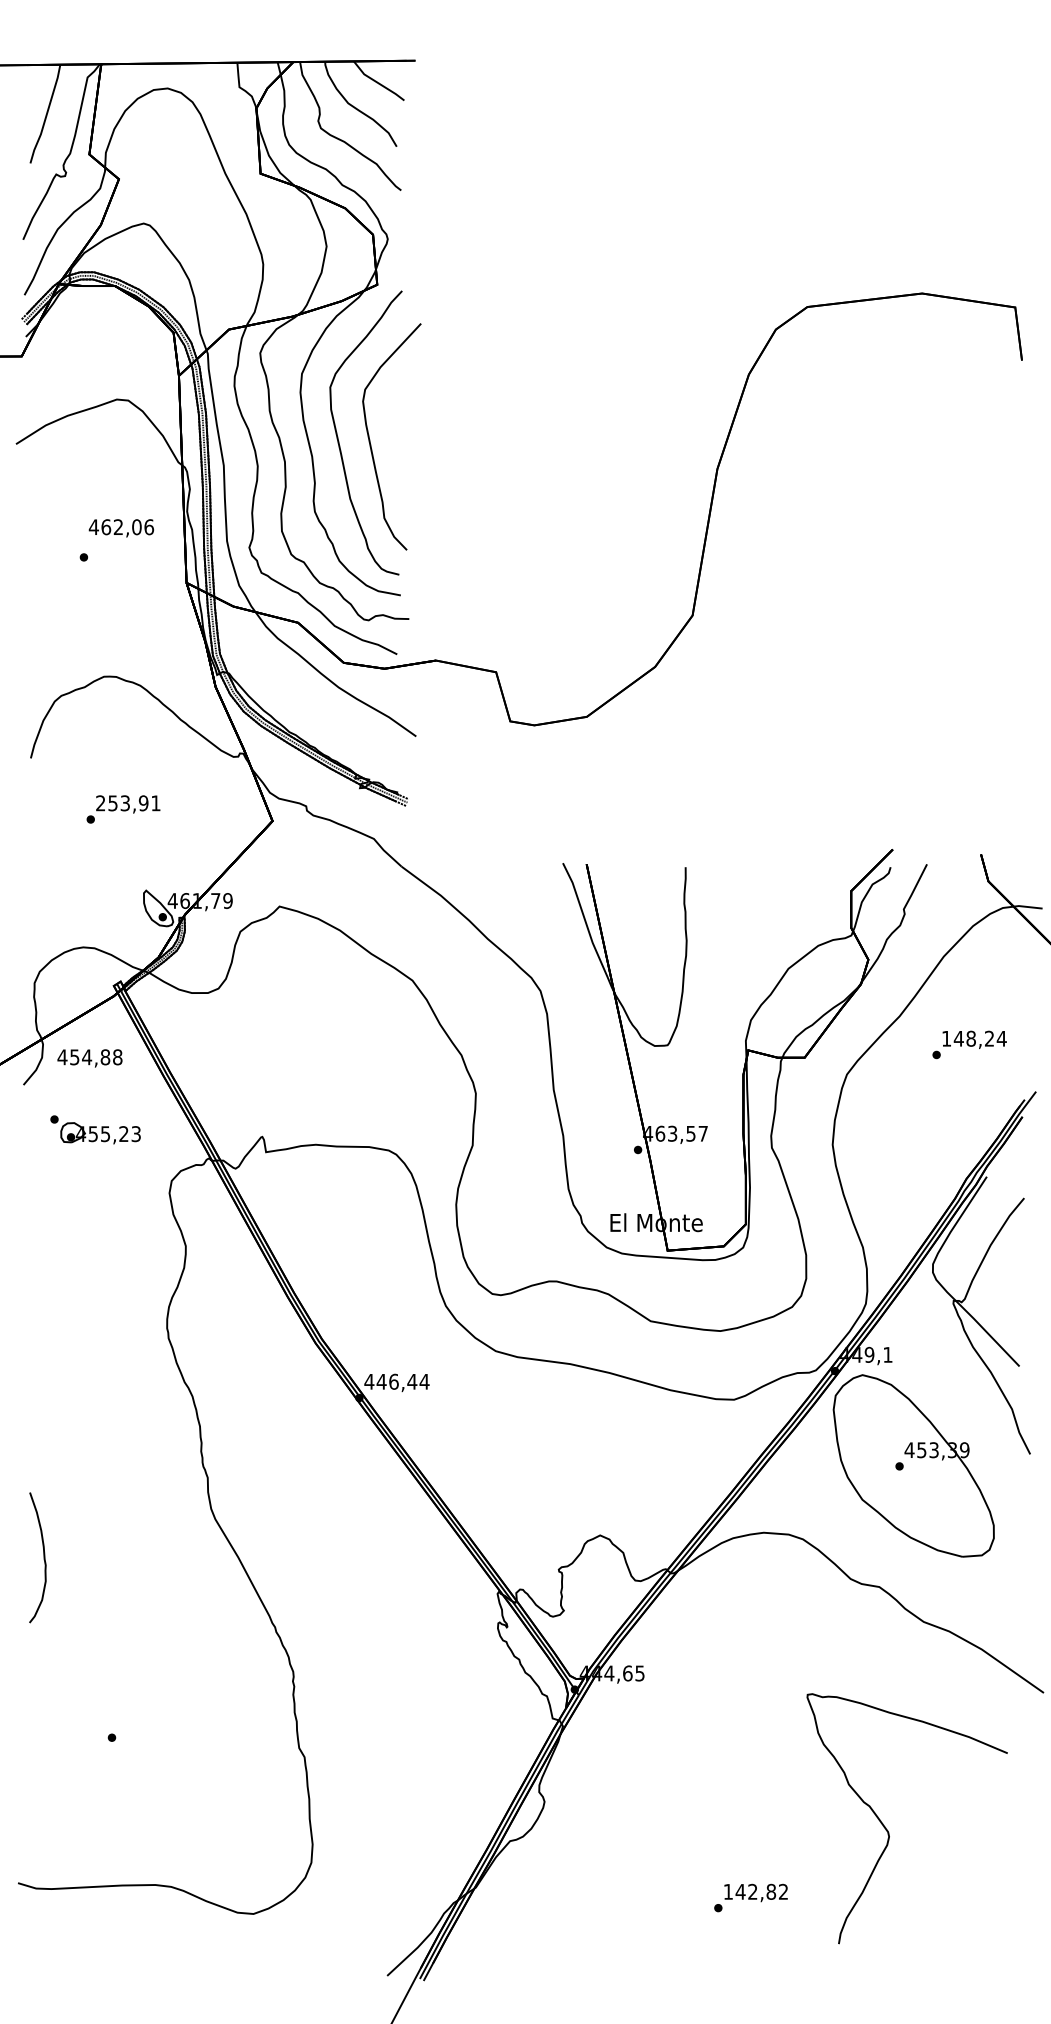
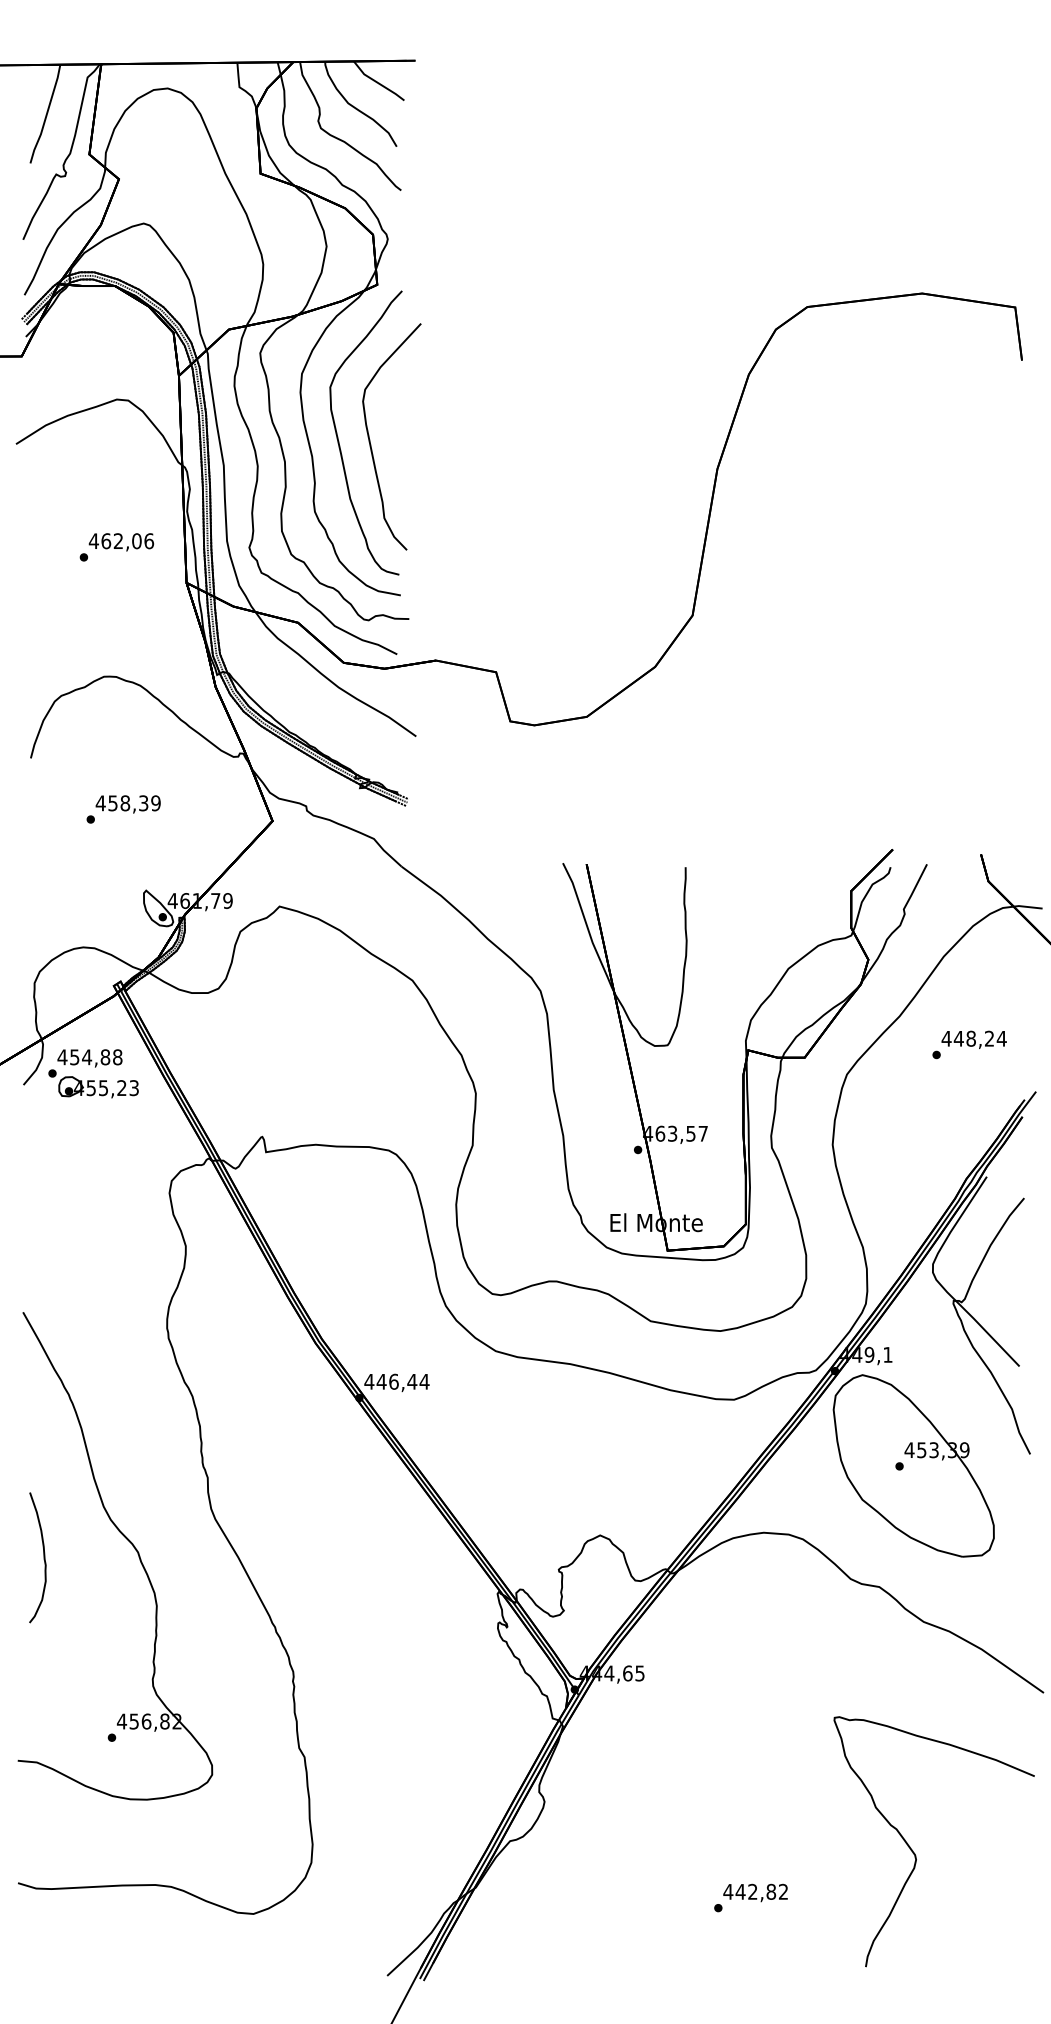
text position: (120, 528) -> (120, 542) (120, 542)
text: 253,91 -> 458,39 (127, 803)
text: 148,24 -> 448,24 (946, 1038)
part position: (95, 1129) -> (93, 1083) (93, 1083)
part: none -> present (132, 1546)
part position: (888, 1830) -> (915, 1853) (915, 1853)
text: 142,82 -> 442,82 (728, 1891)
